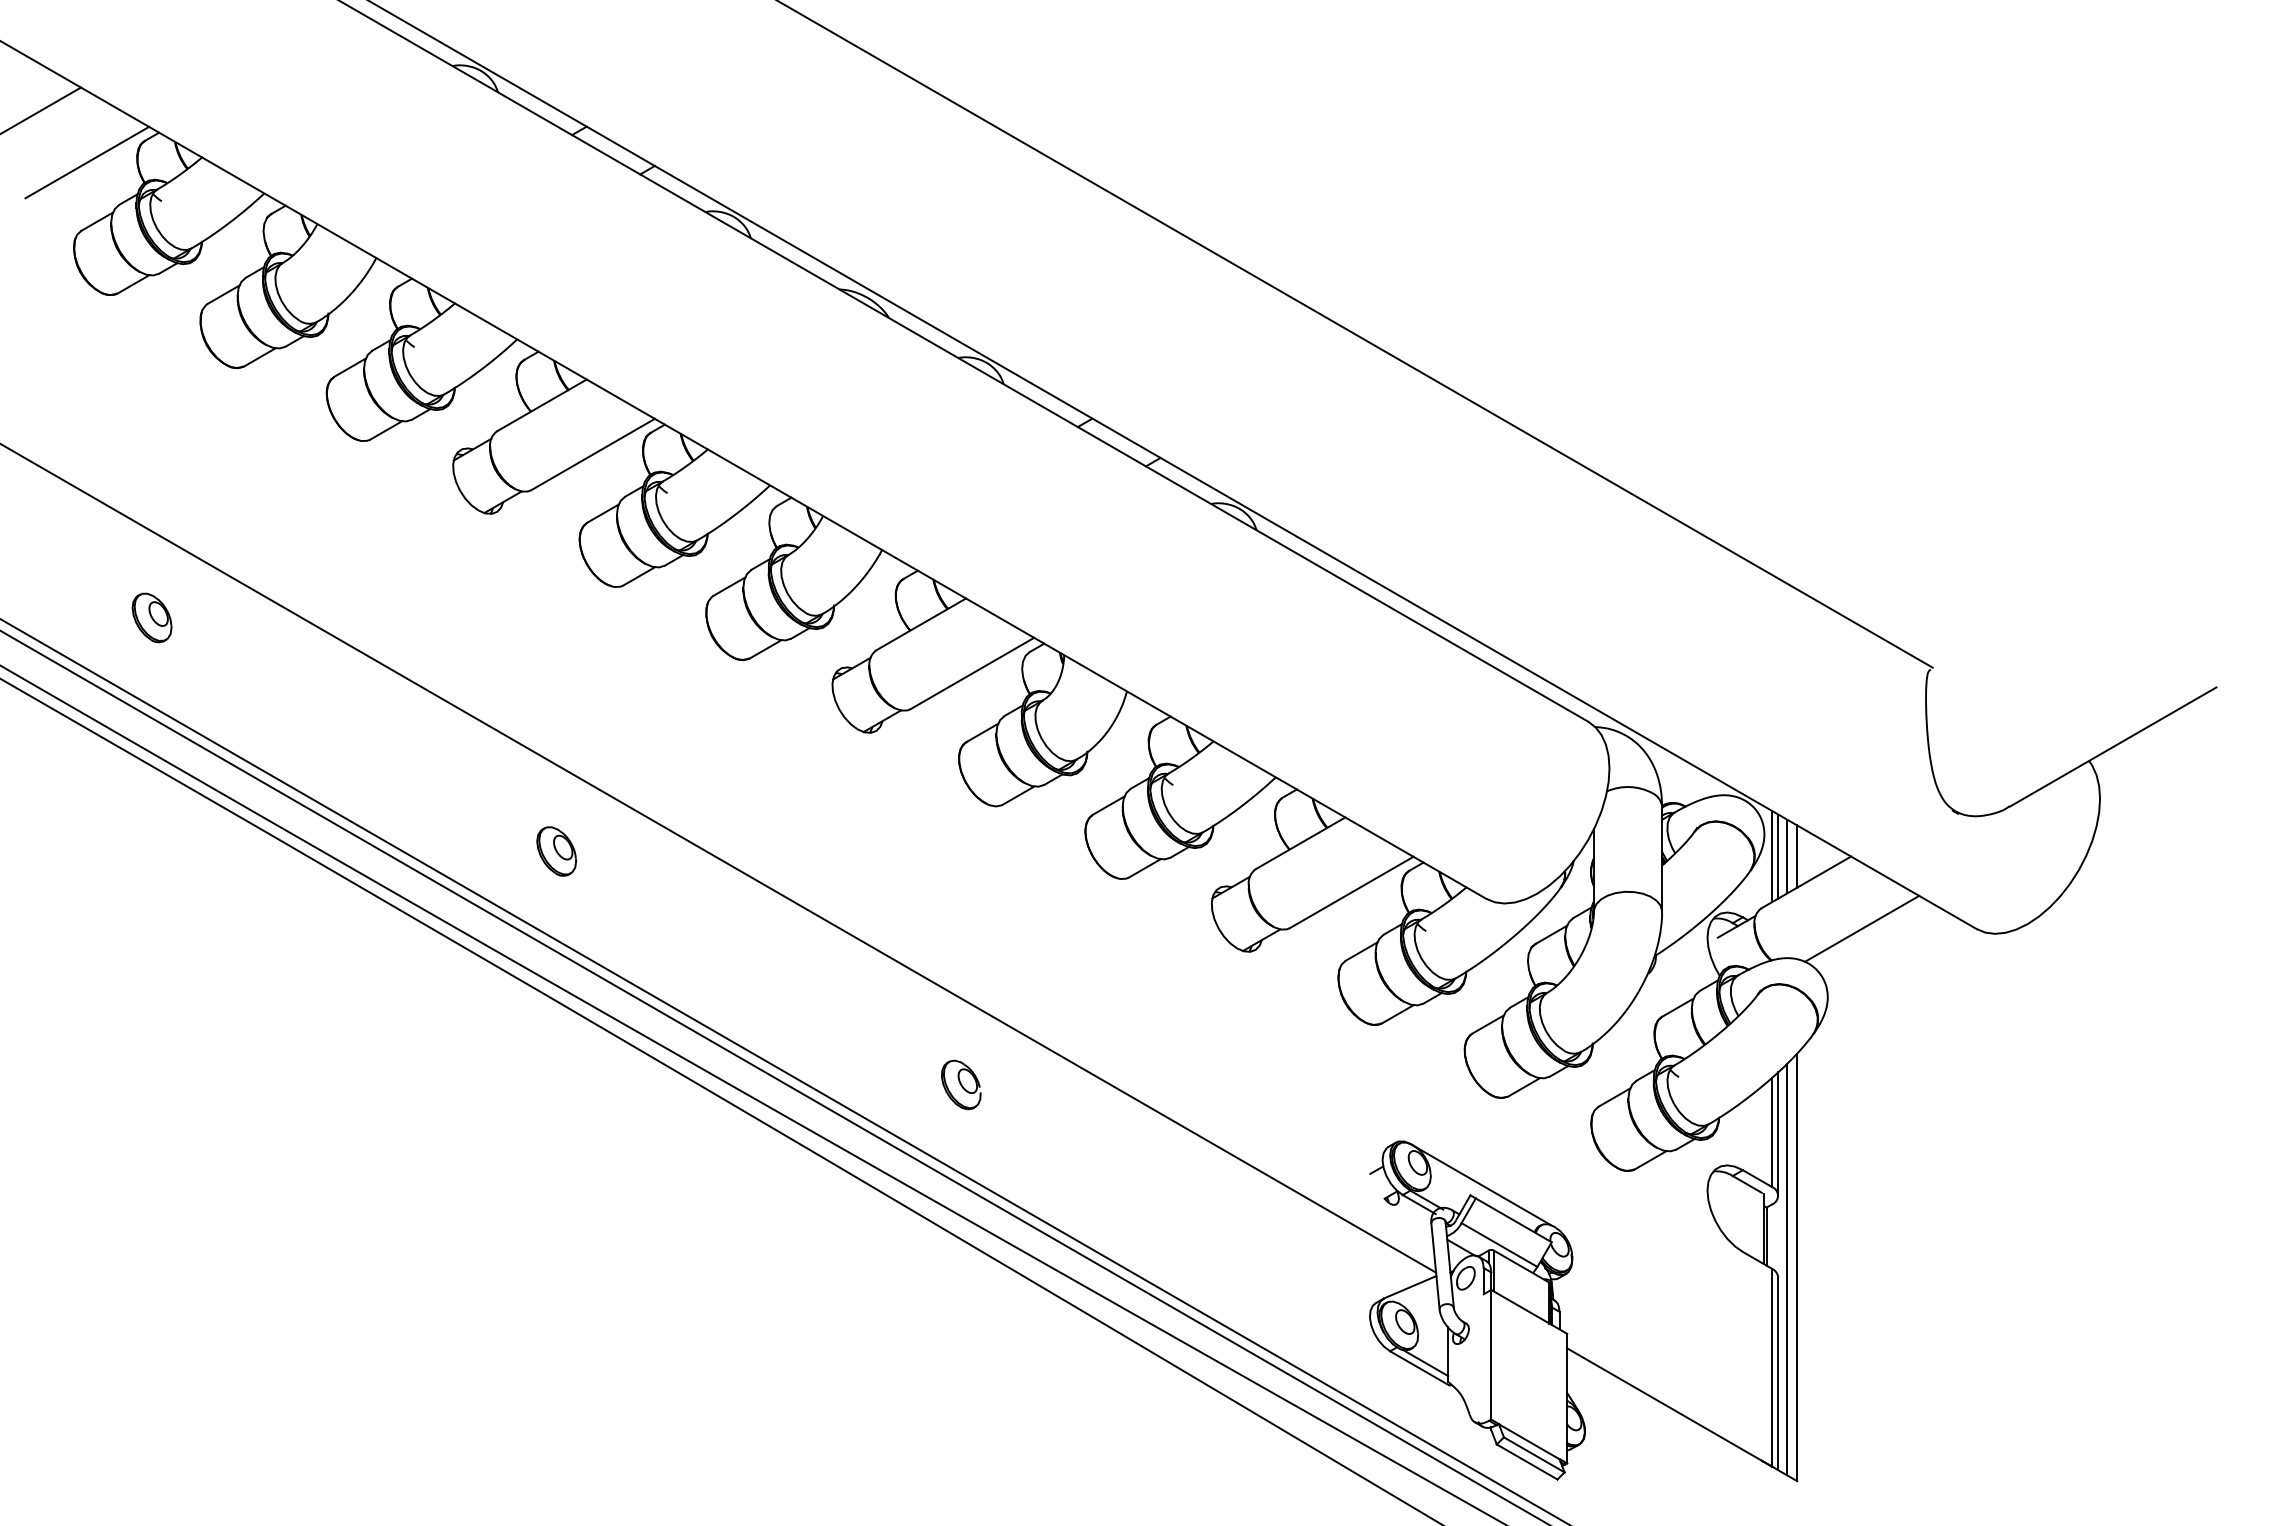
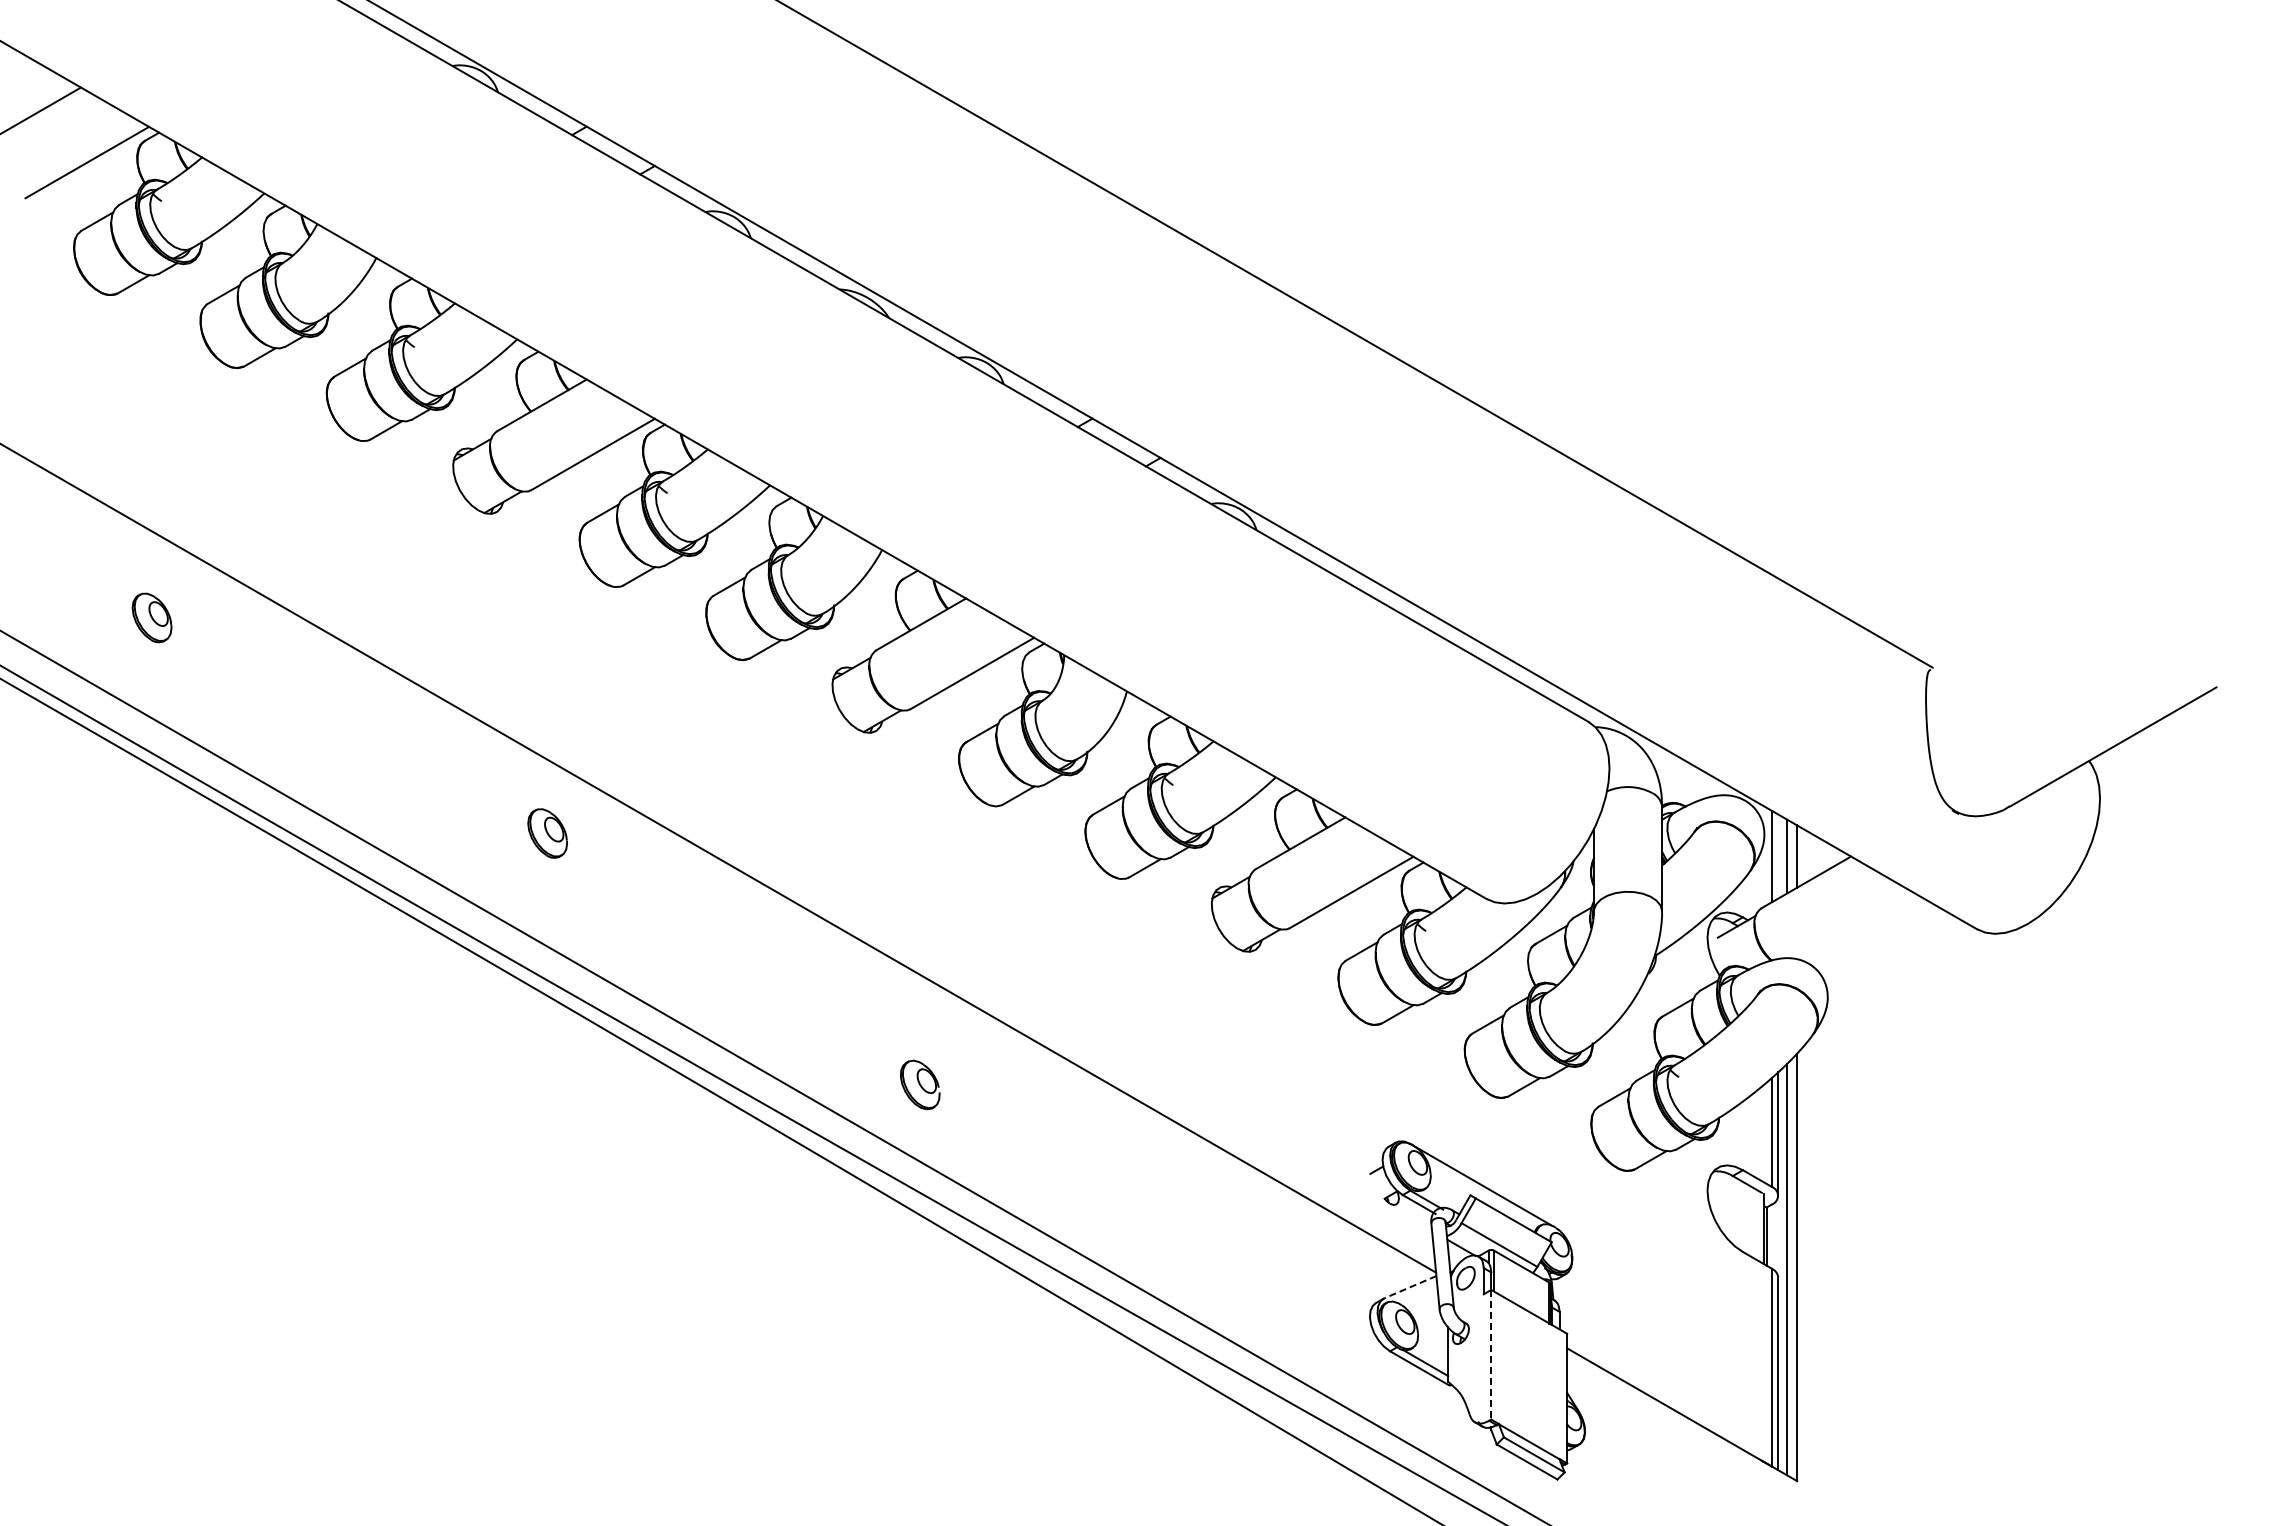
part position: (556, 851) -> (547, 833) (547, 833)
line: present -> none (1778, 856)
line: present -> none (1861, 928)
line: present -> none (784, 1071)
part position: (961, 1084) -> (920, 1084) (920, 1084)
line: solid -> dashed (1409, 1287)
line: solid -> dashed (1491, 1354)
